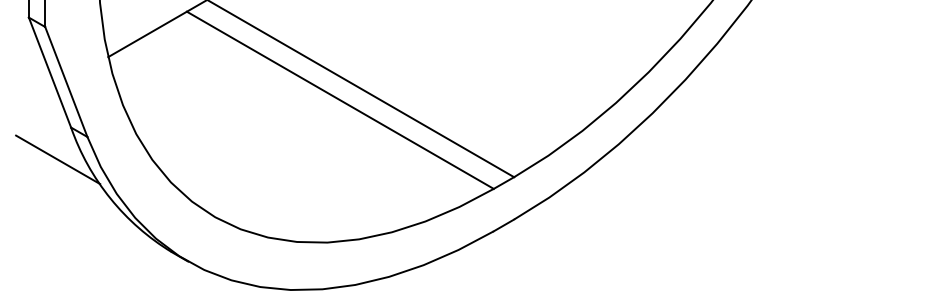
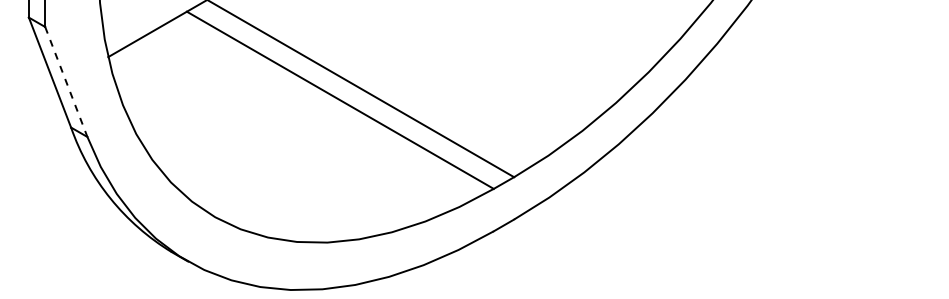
line: solid -> dashed (66, 82)
line: present -> none (58, 159)
